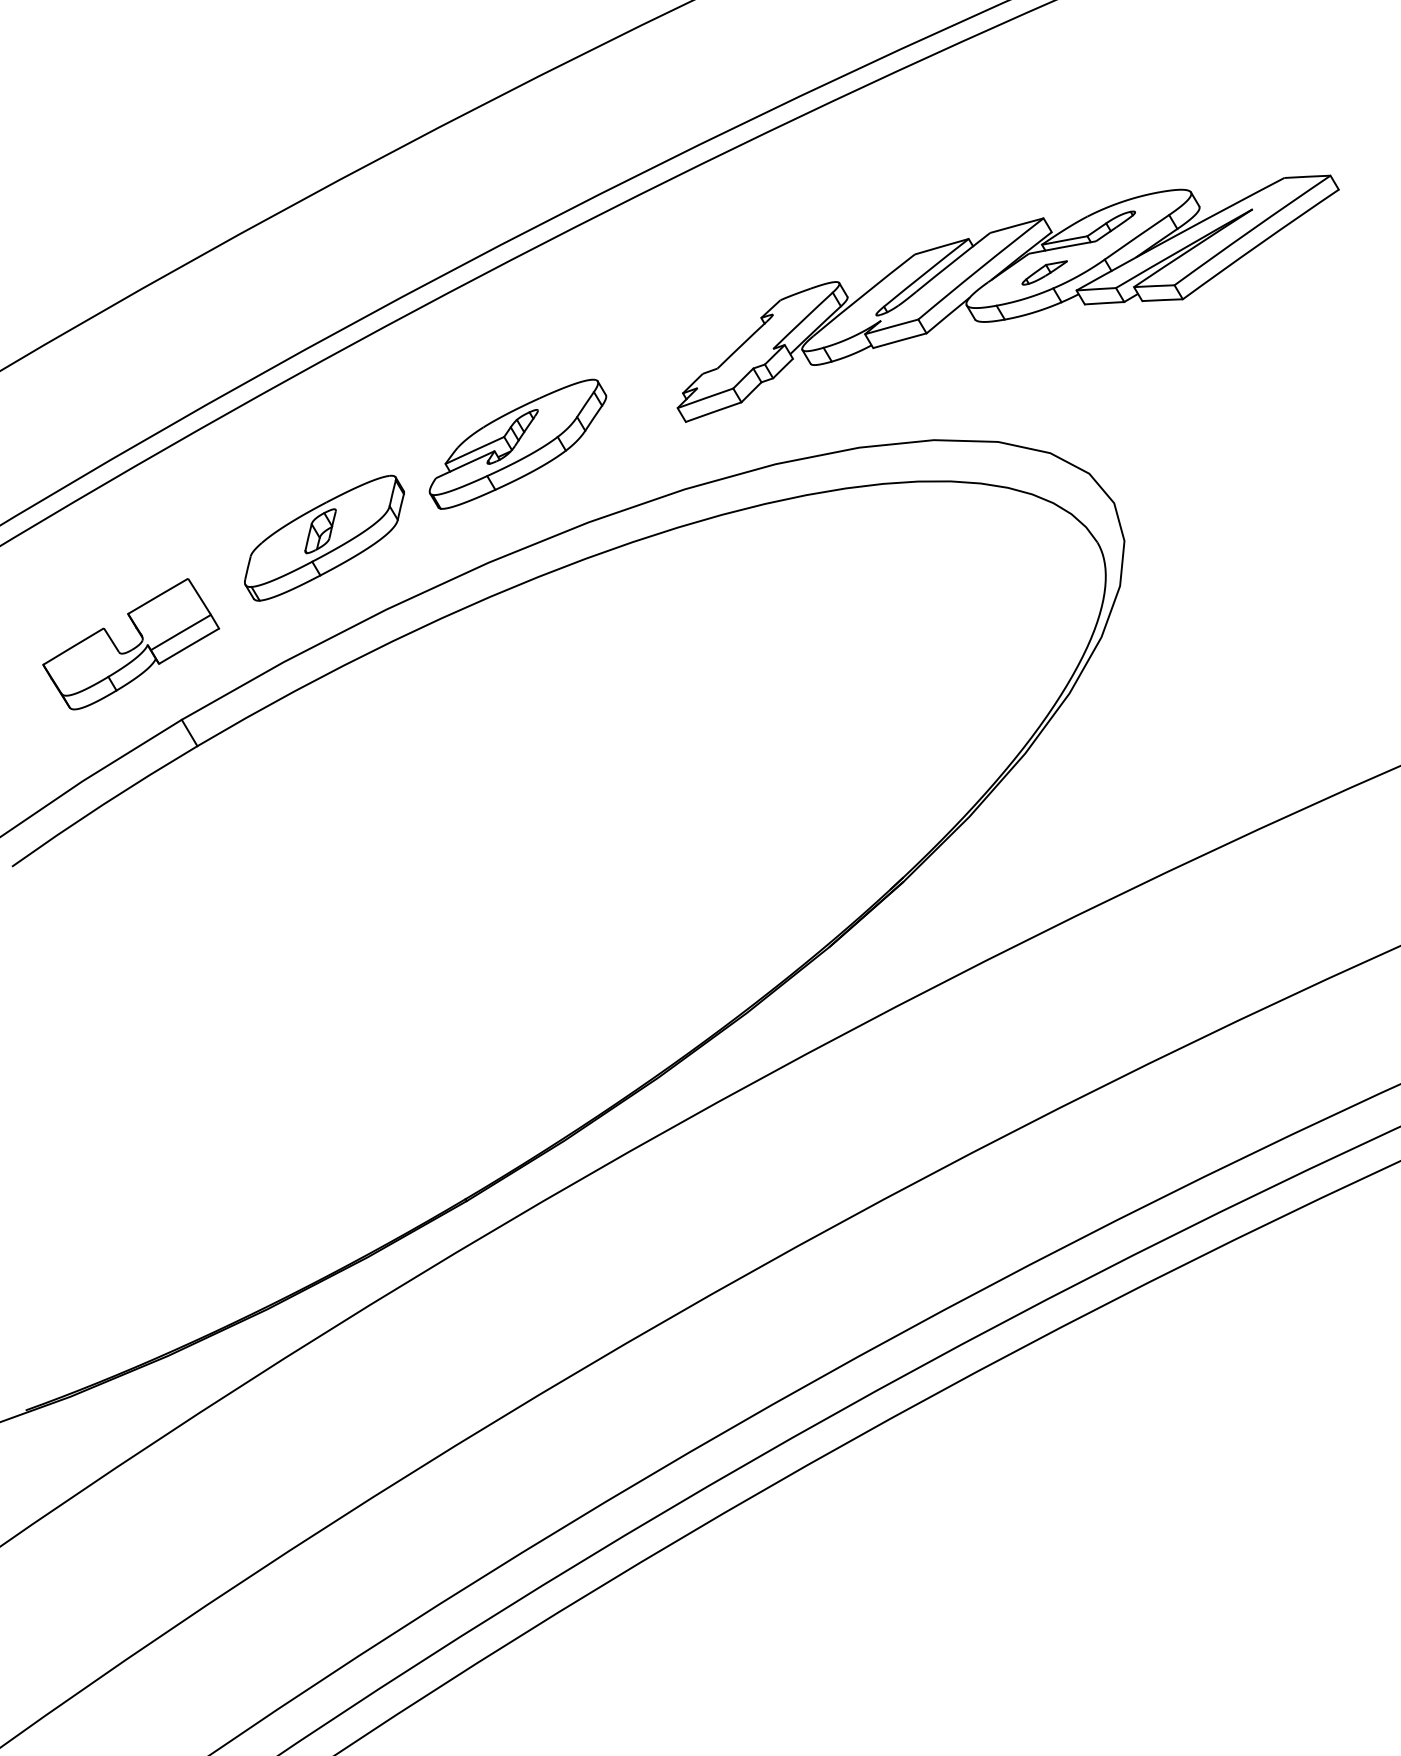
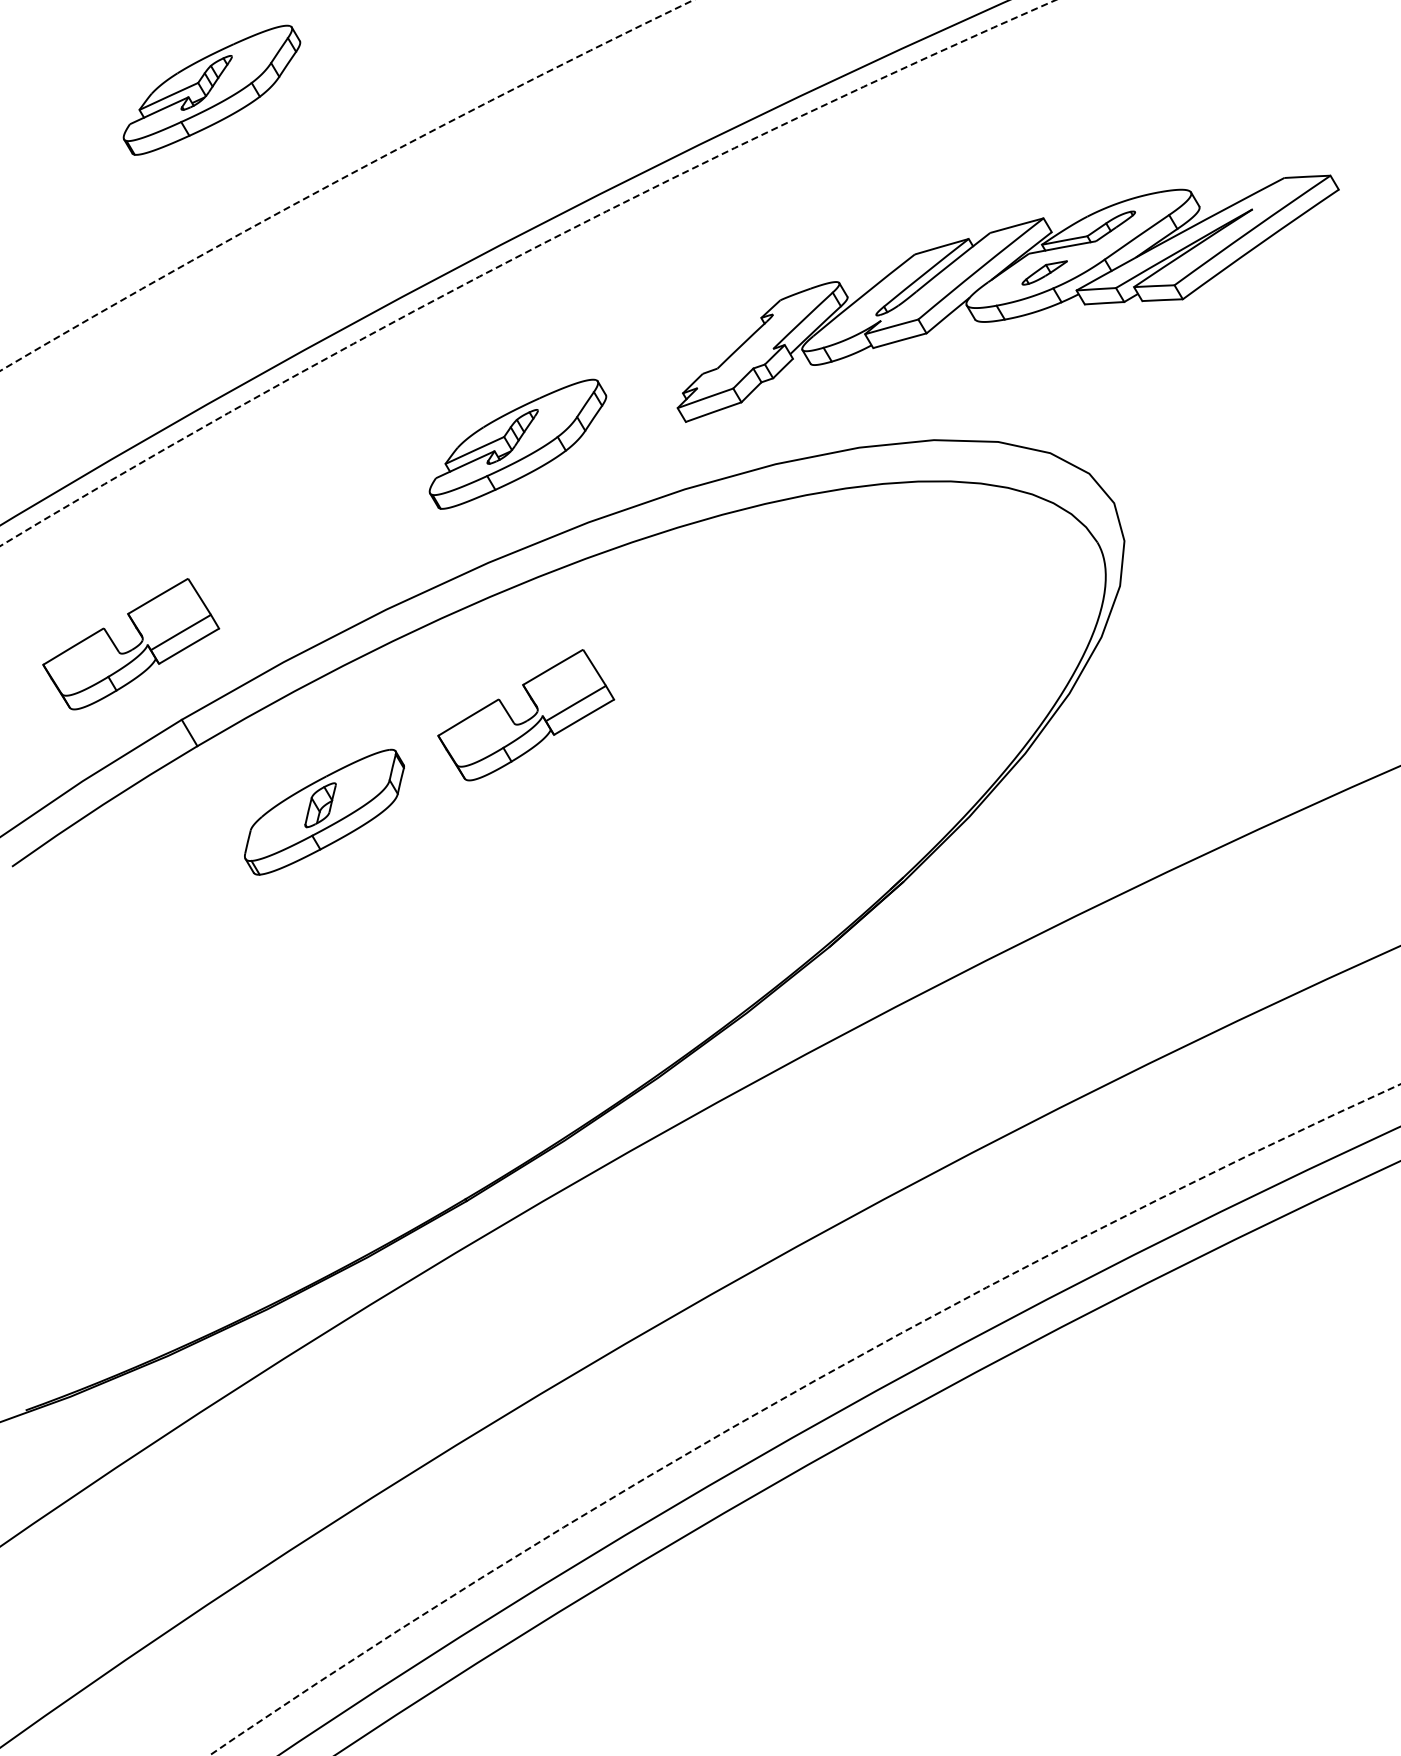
part: none -> present (211, 89)
circle: solid -> dashed (346, 185)
arc: solid -> dashed (519, 256)
part position: (324, 537) -> (324, 811) (324, 811)
part: none -> present (526, 715)
circle: solid -> dashed (804, 1419)
